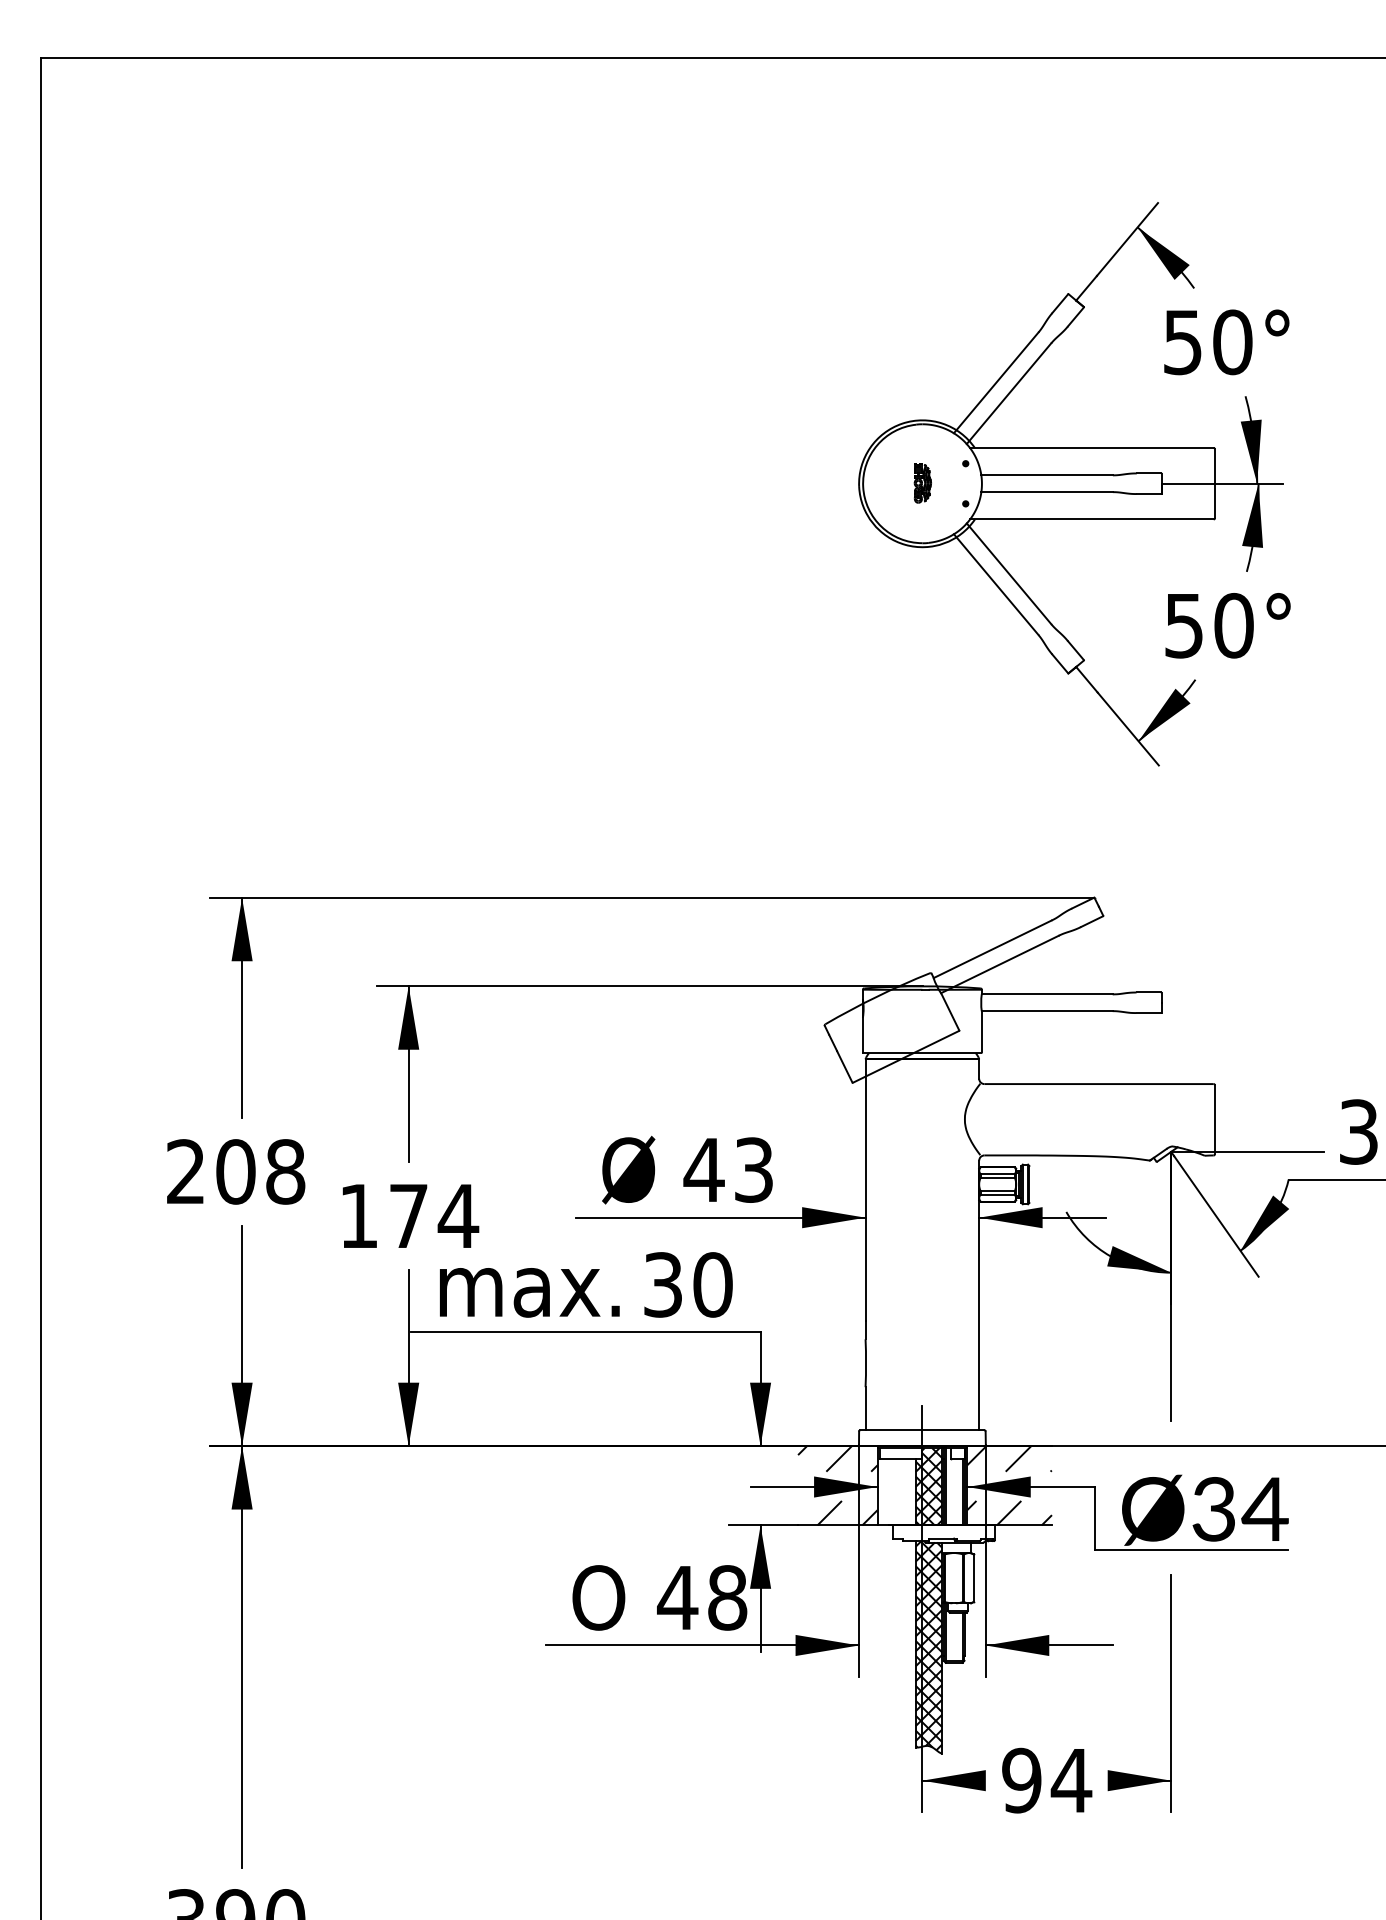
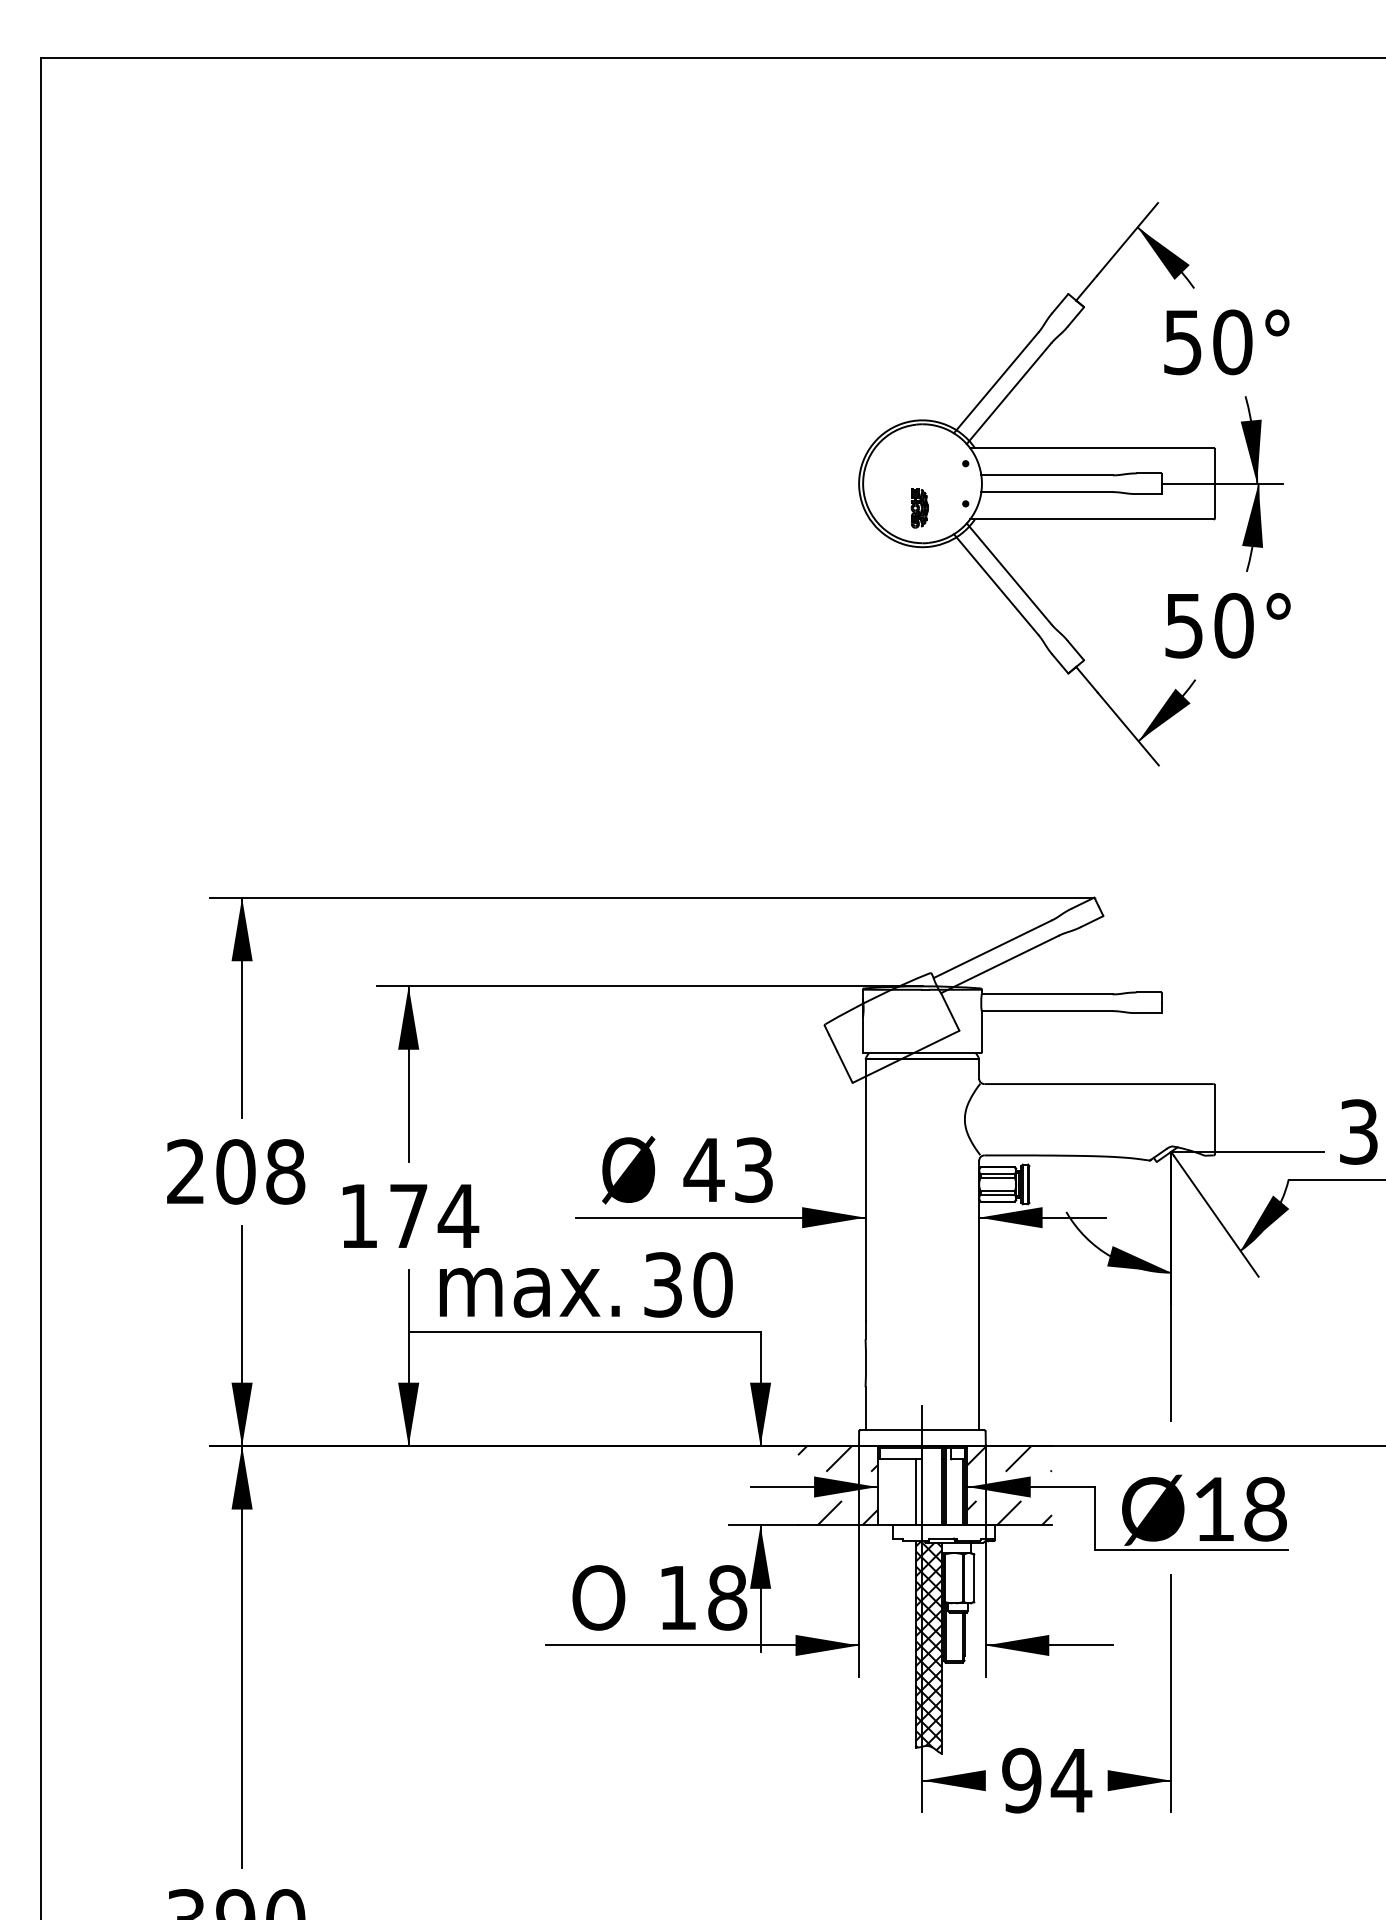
part position: (922, 483) -> (919, 508) (919, 508)
hatch: present -> none (928, 1486)
text: Ø34 -> Ø18 (1240, 1509)
text: 48 -> 18 (677, 1597)
